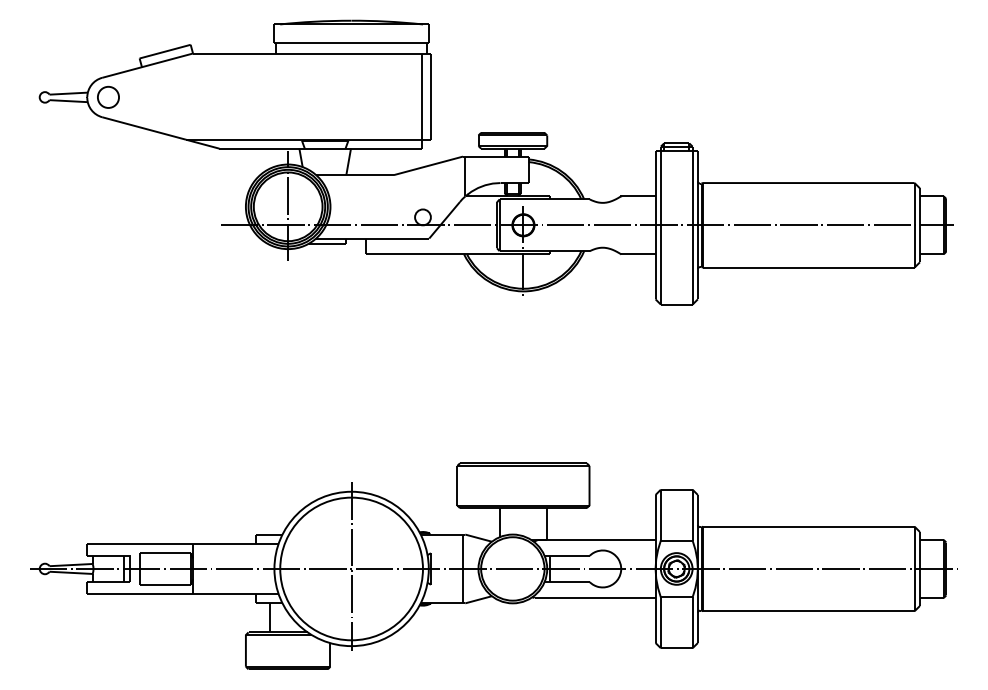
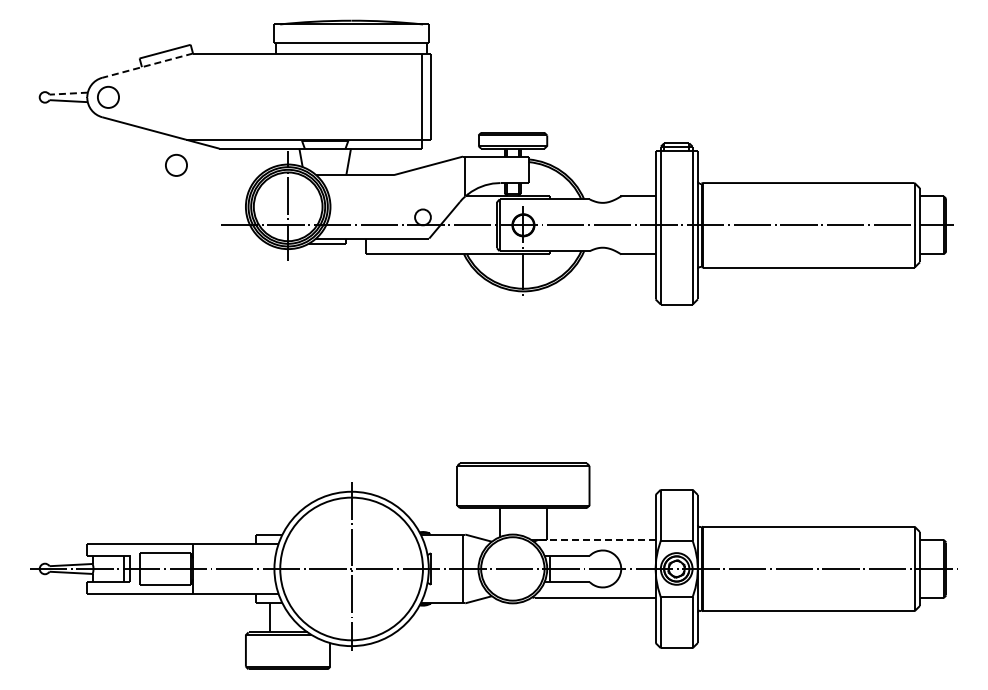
line: solid -> dashed (147, 65)
line: solid -> dashed (68, 93)
part: none -> present (176, 164)
line: solid -> dashed (596, 539)
